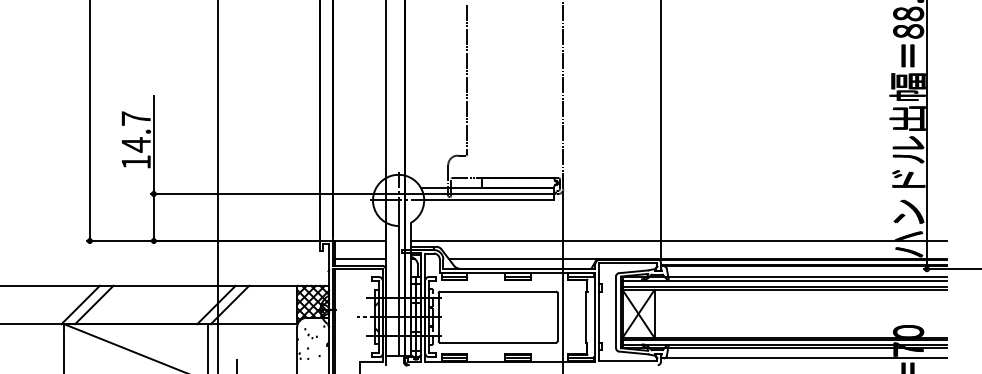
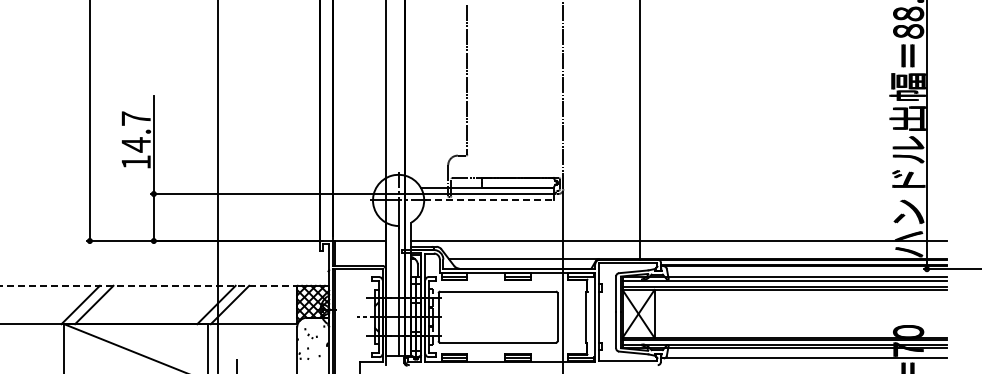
line position: (660, 130) -> (639, 130) (639, 130)
line: solid -> dashed (488, 200)
line: present -> none (359, 258)
line: solid -> dashed (149, 285)
